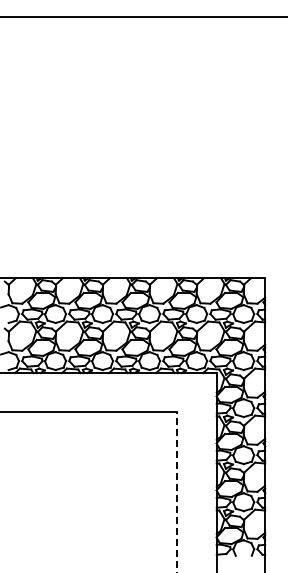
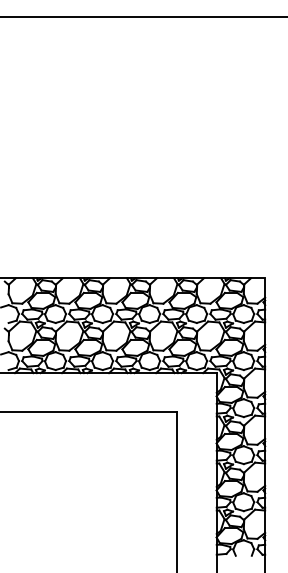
line: dashed -> solid (177, 492)
